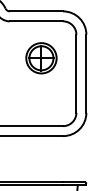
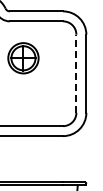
part position: (41, 58) -> (23, 58) (23, 58)
line: solid -> dashed (76, 73)
